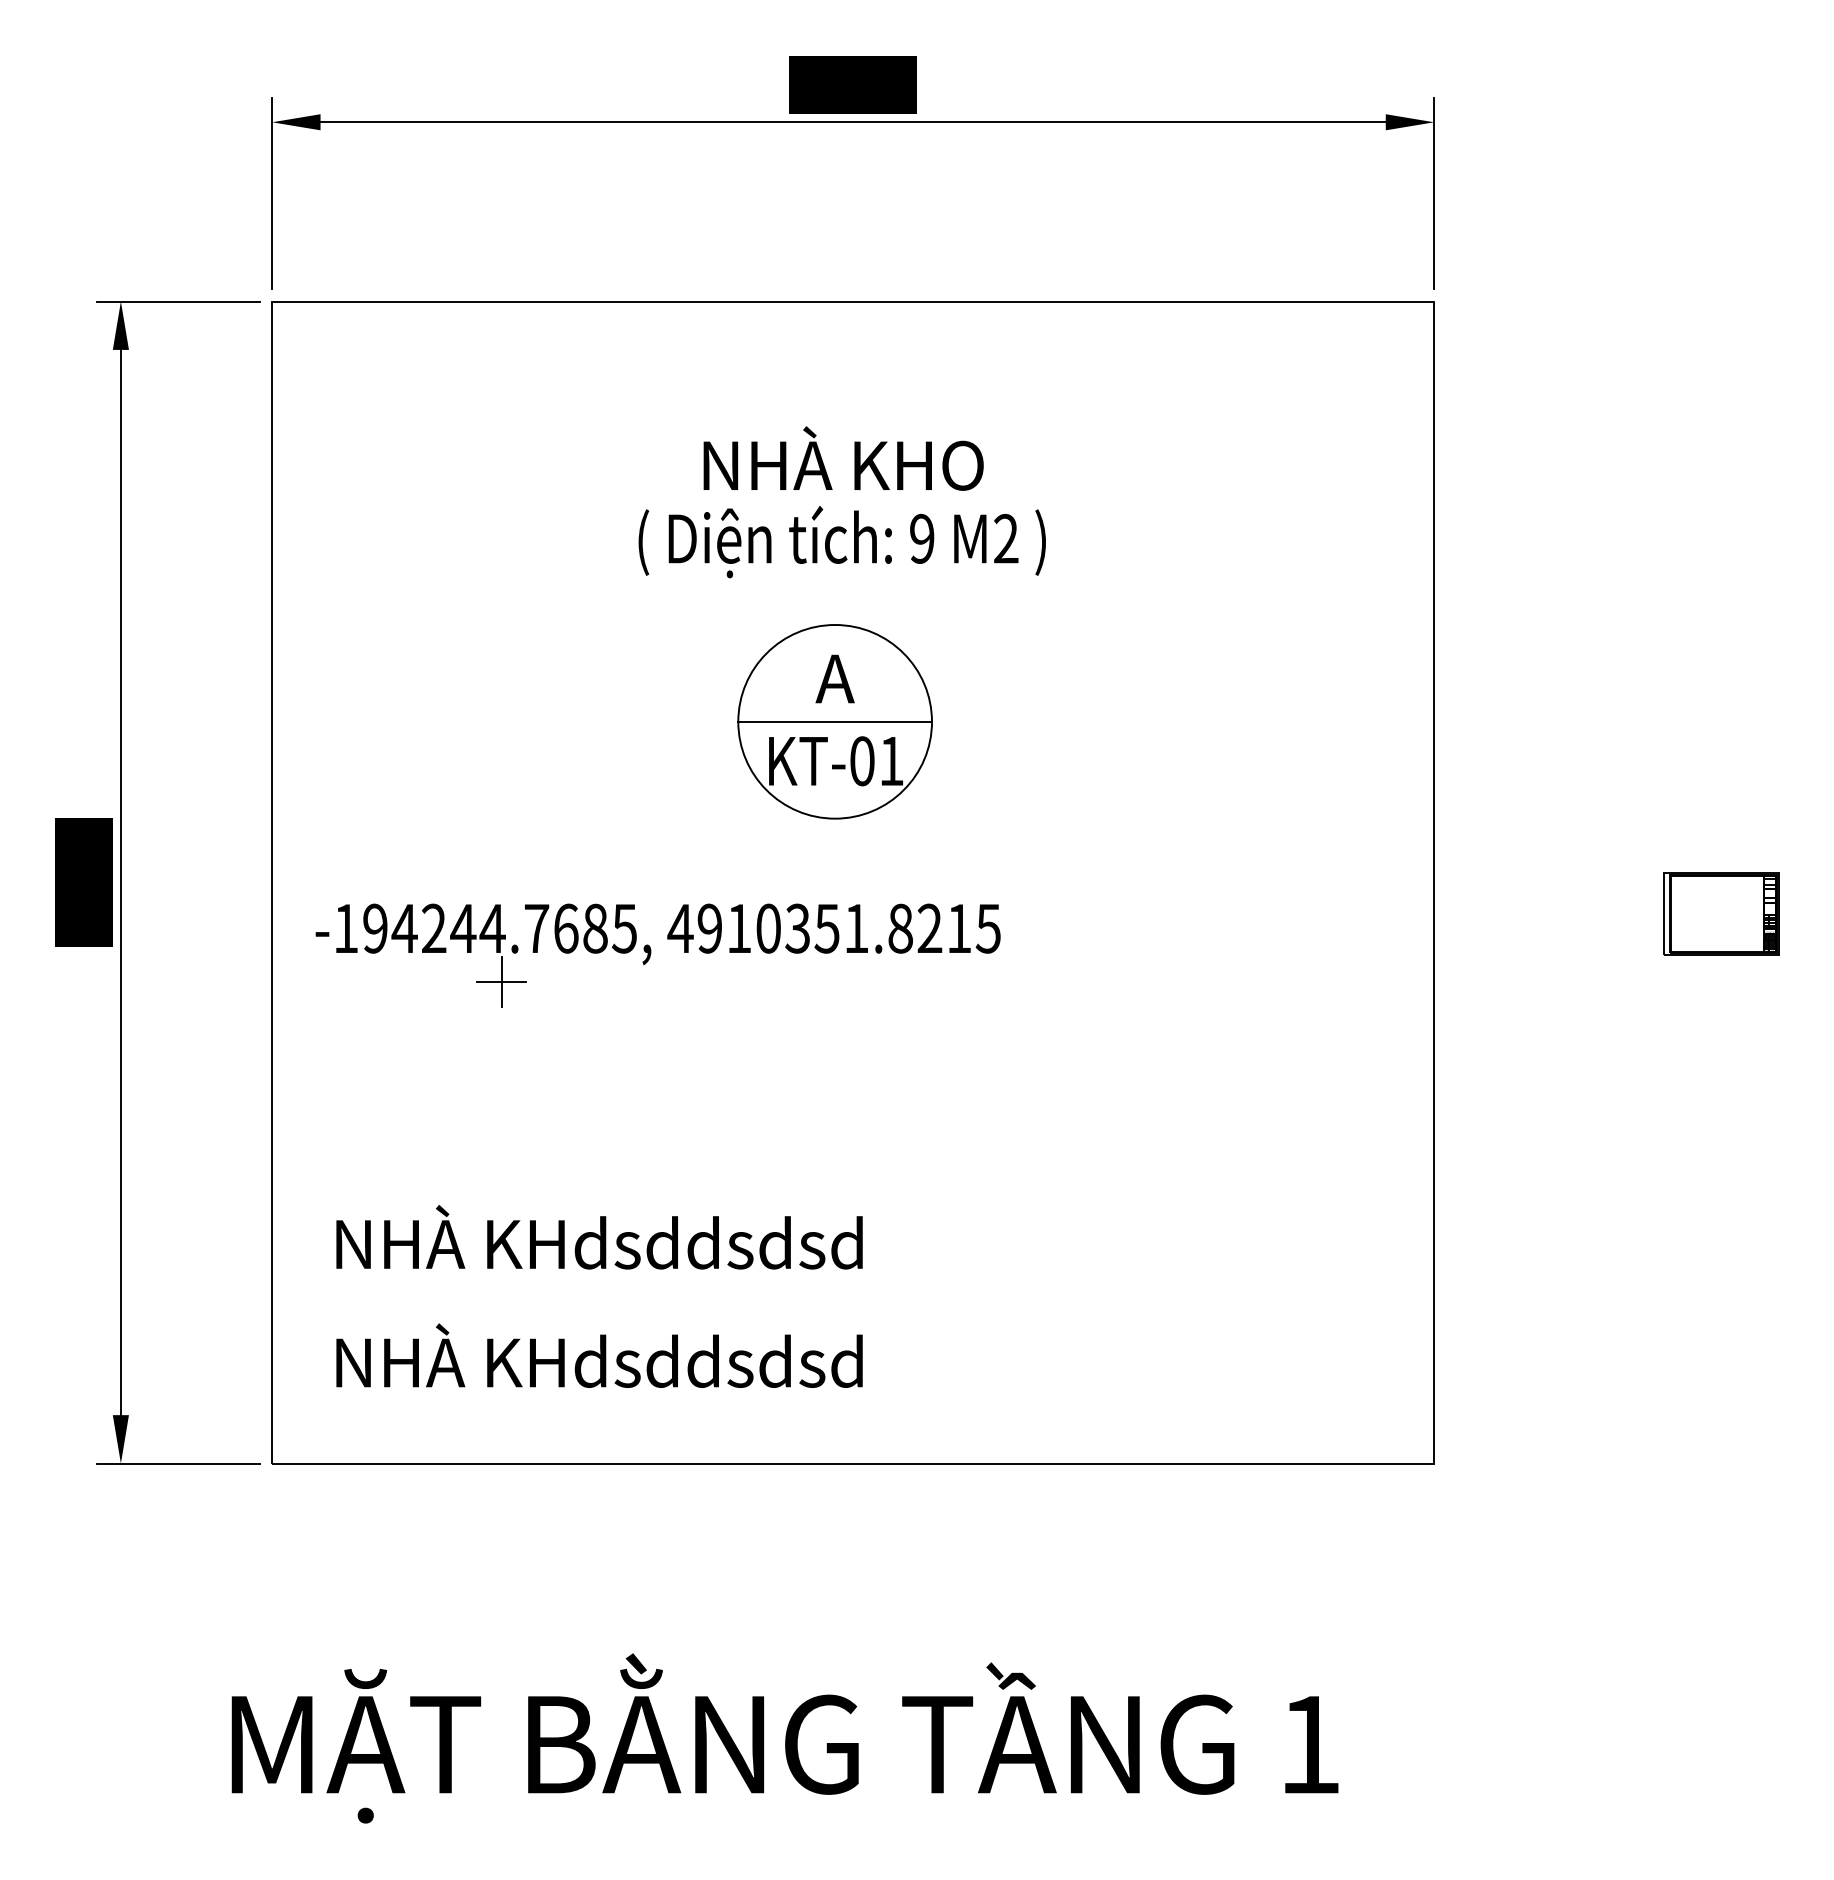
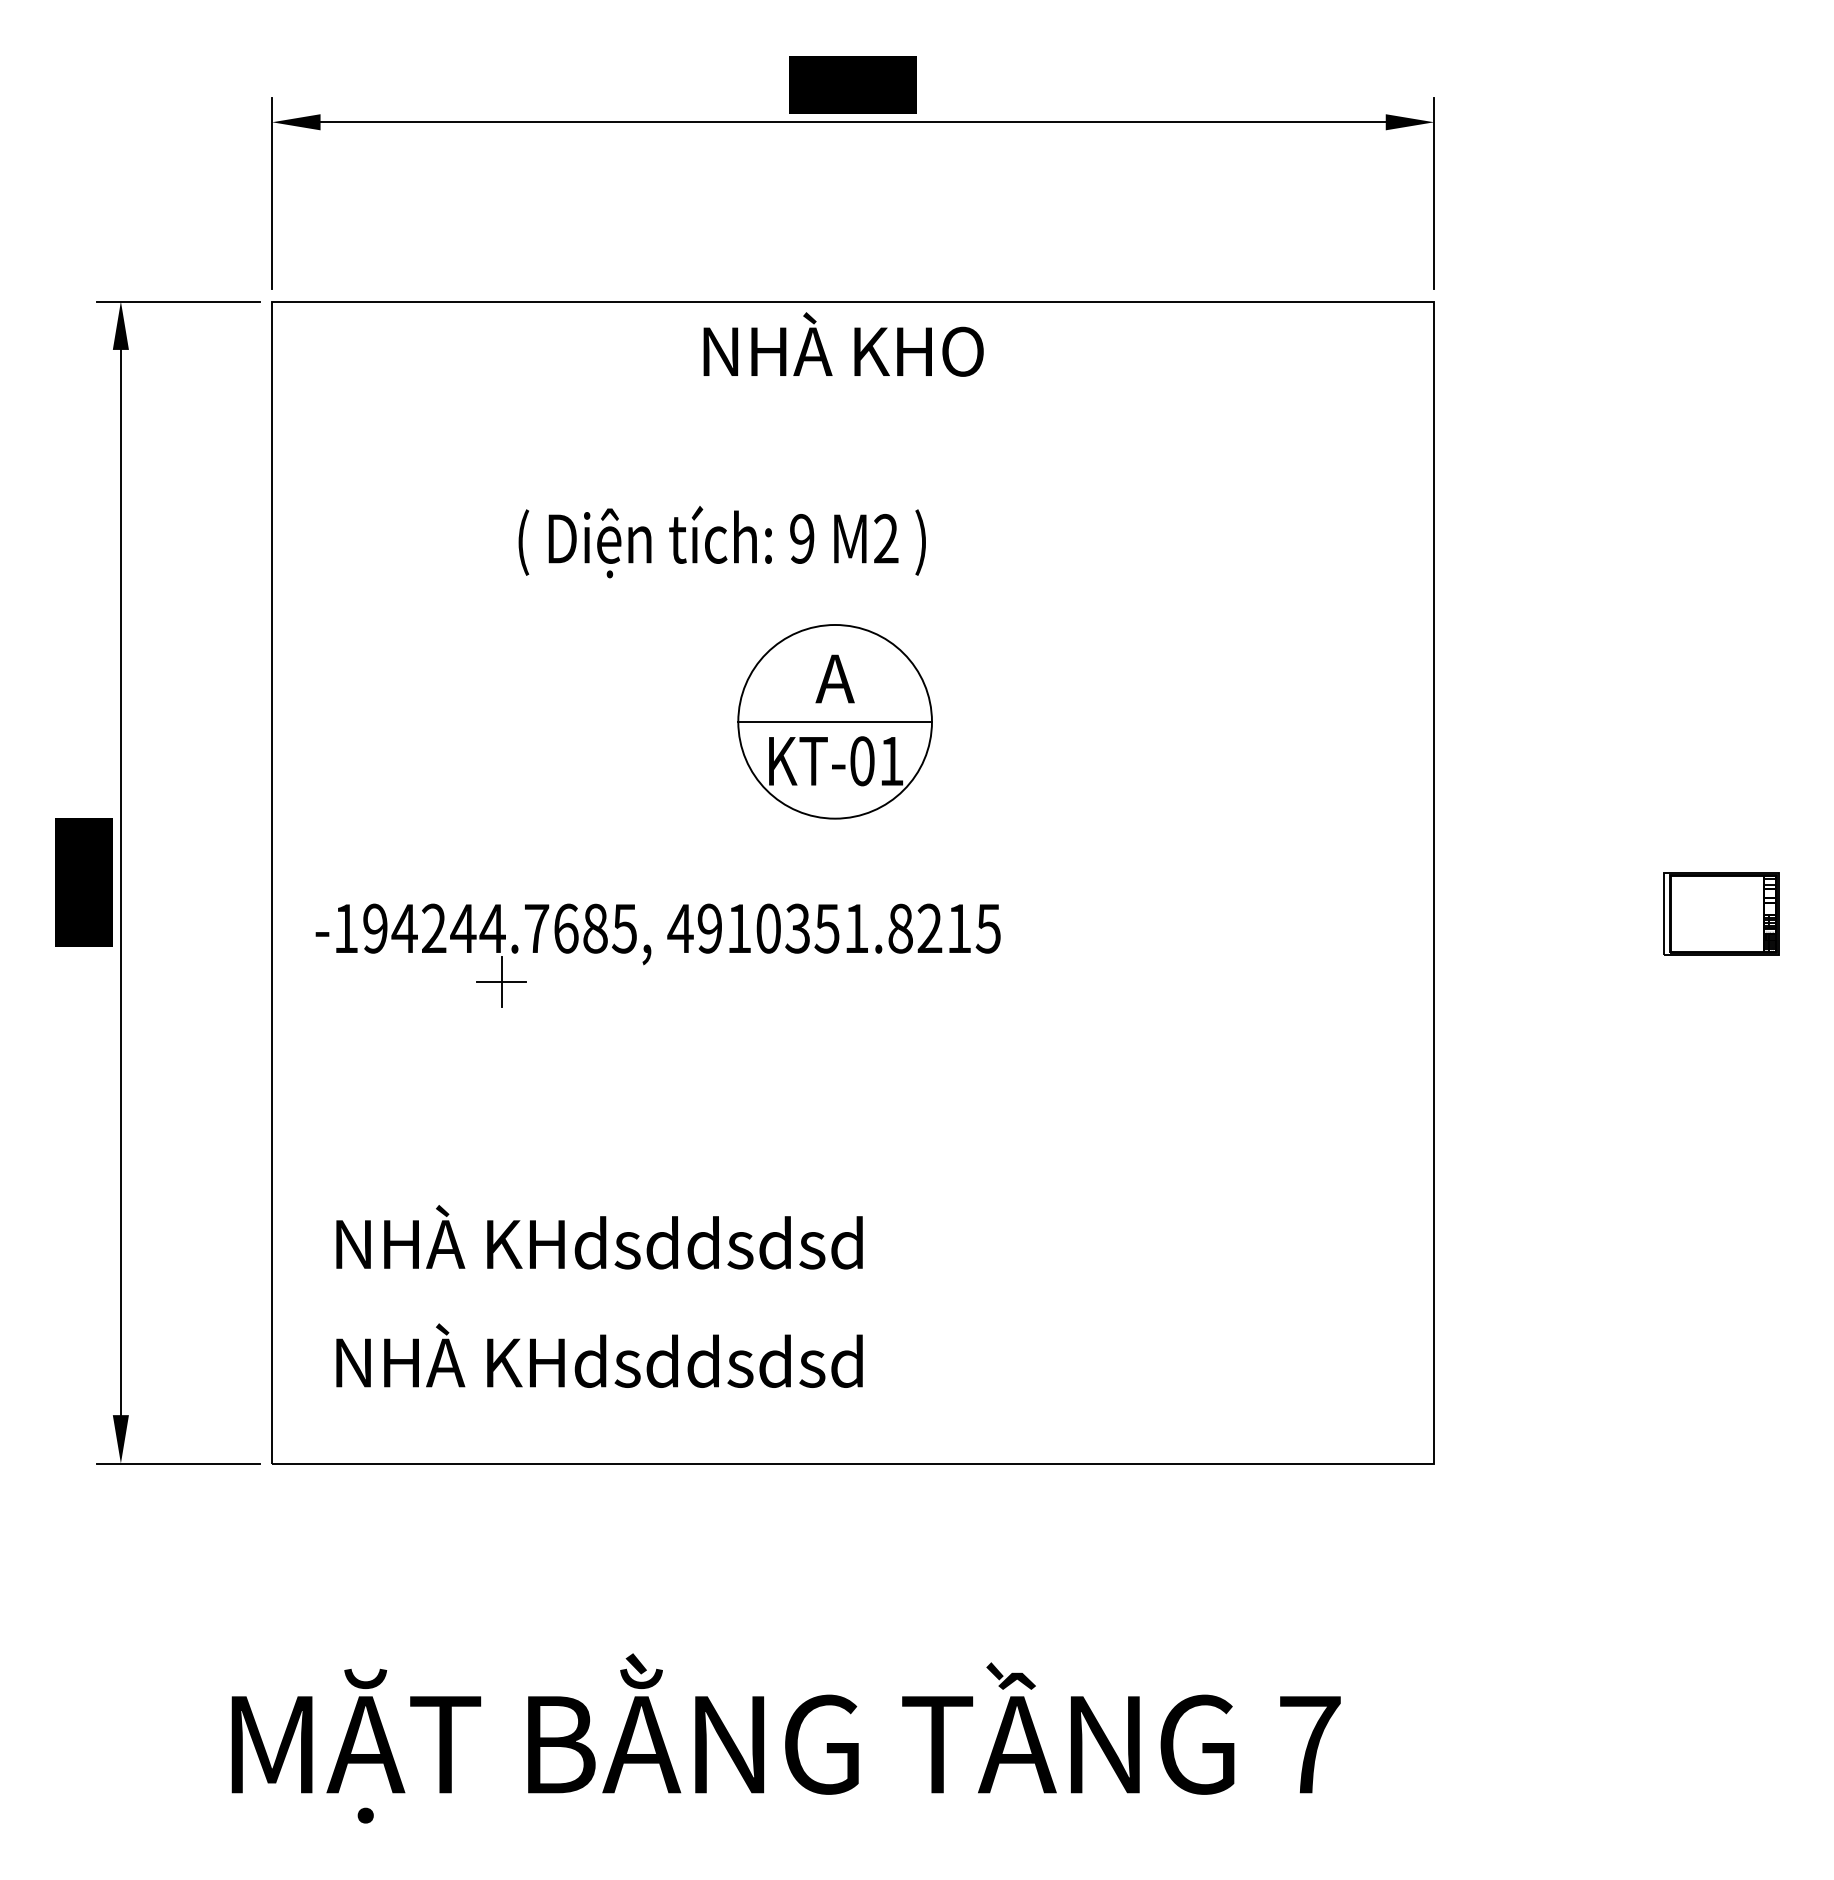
text position: (843, 458) -> (843, 344) (843, 344)
text position: (841, 542) -> (721, 542) (721, 542)
text: 1 -> 7 (1310, 1744)
